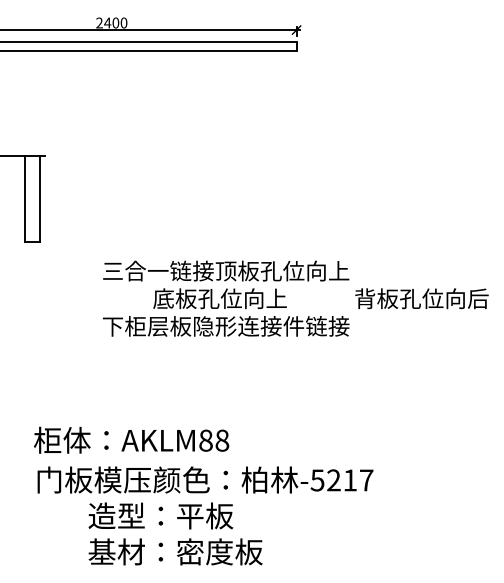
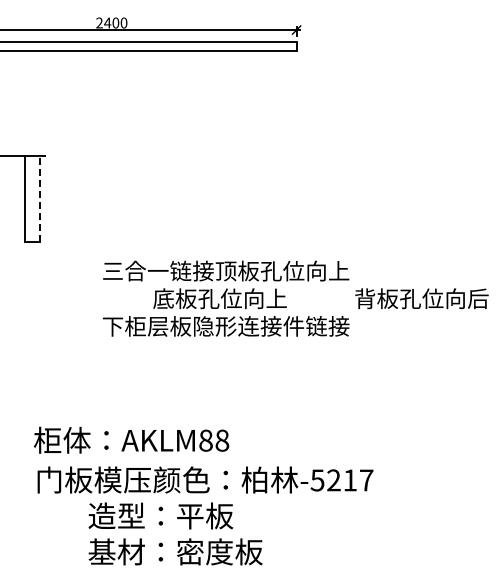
line: solid -> dashed (39, 198)
